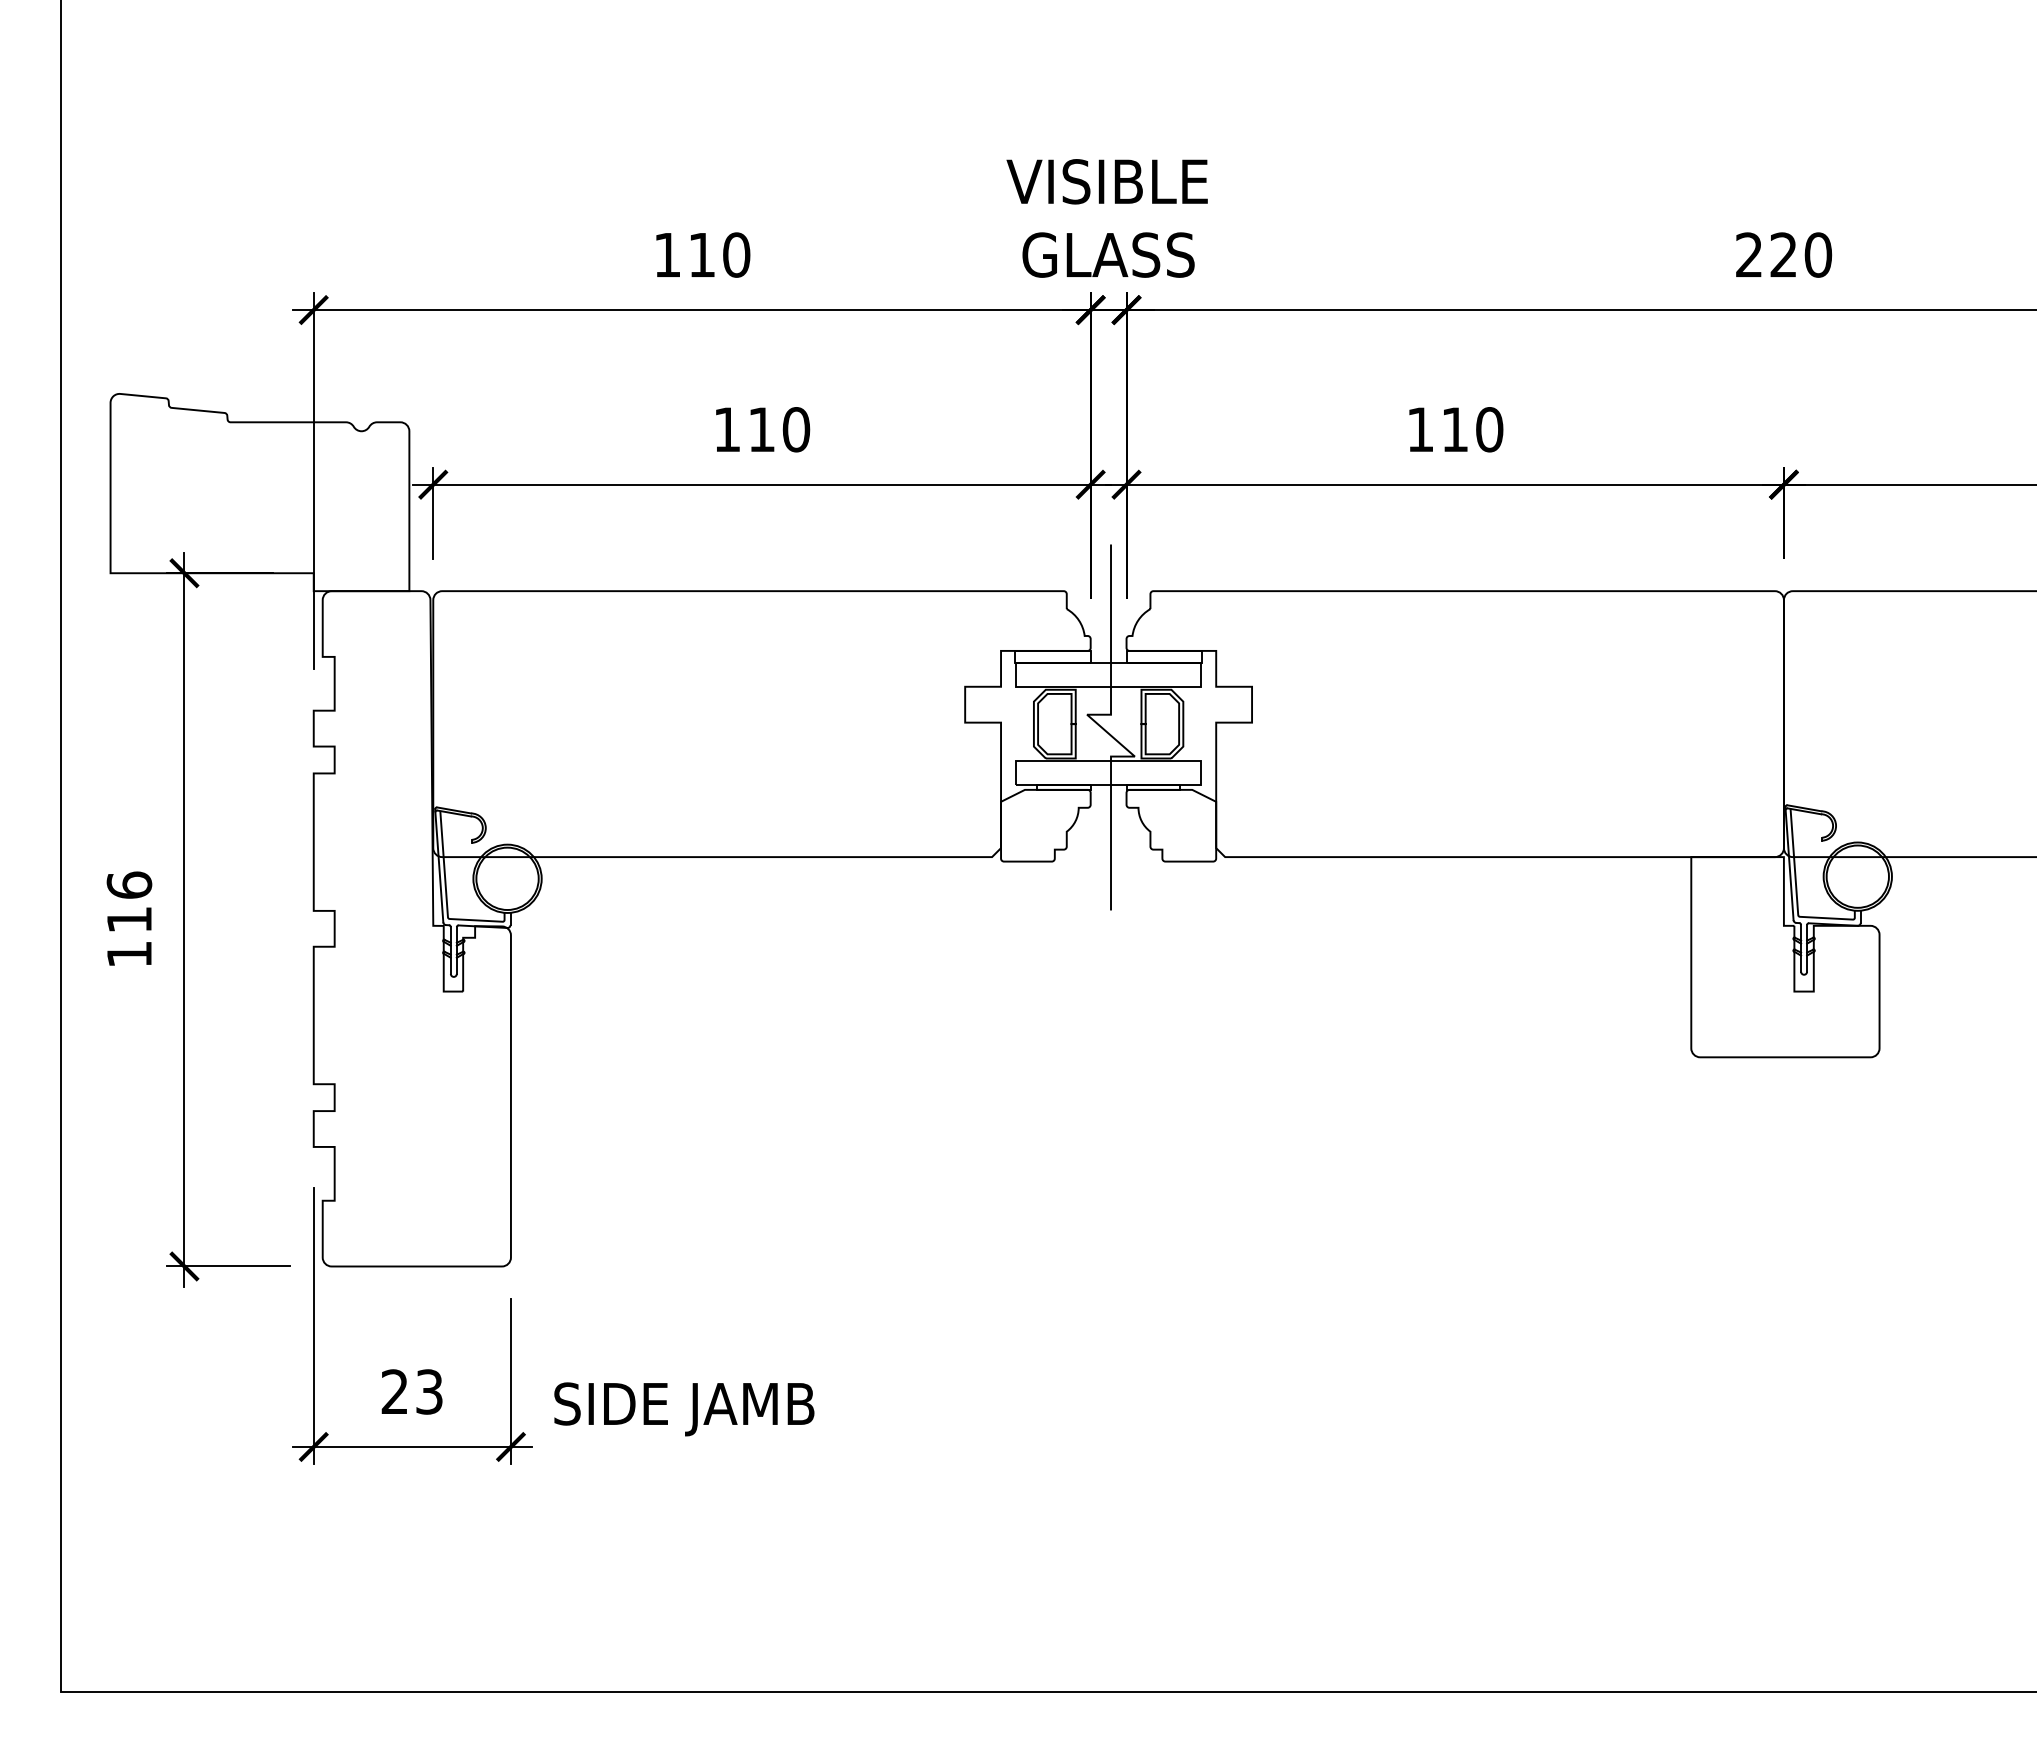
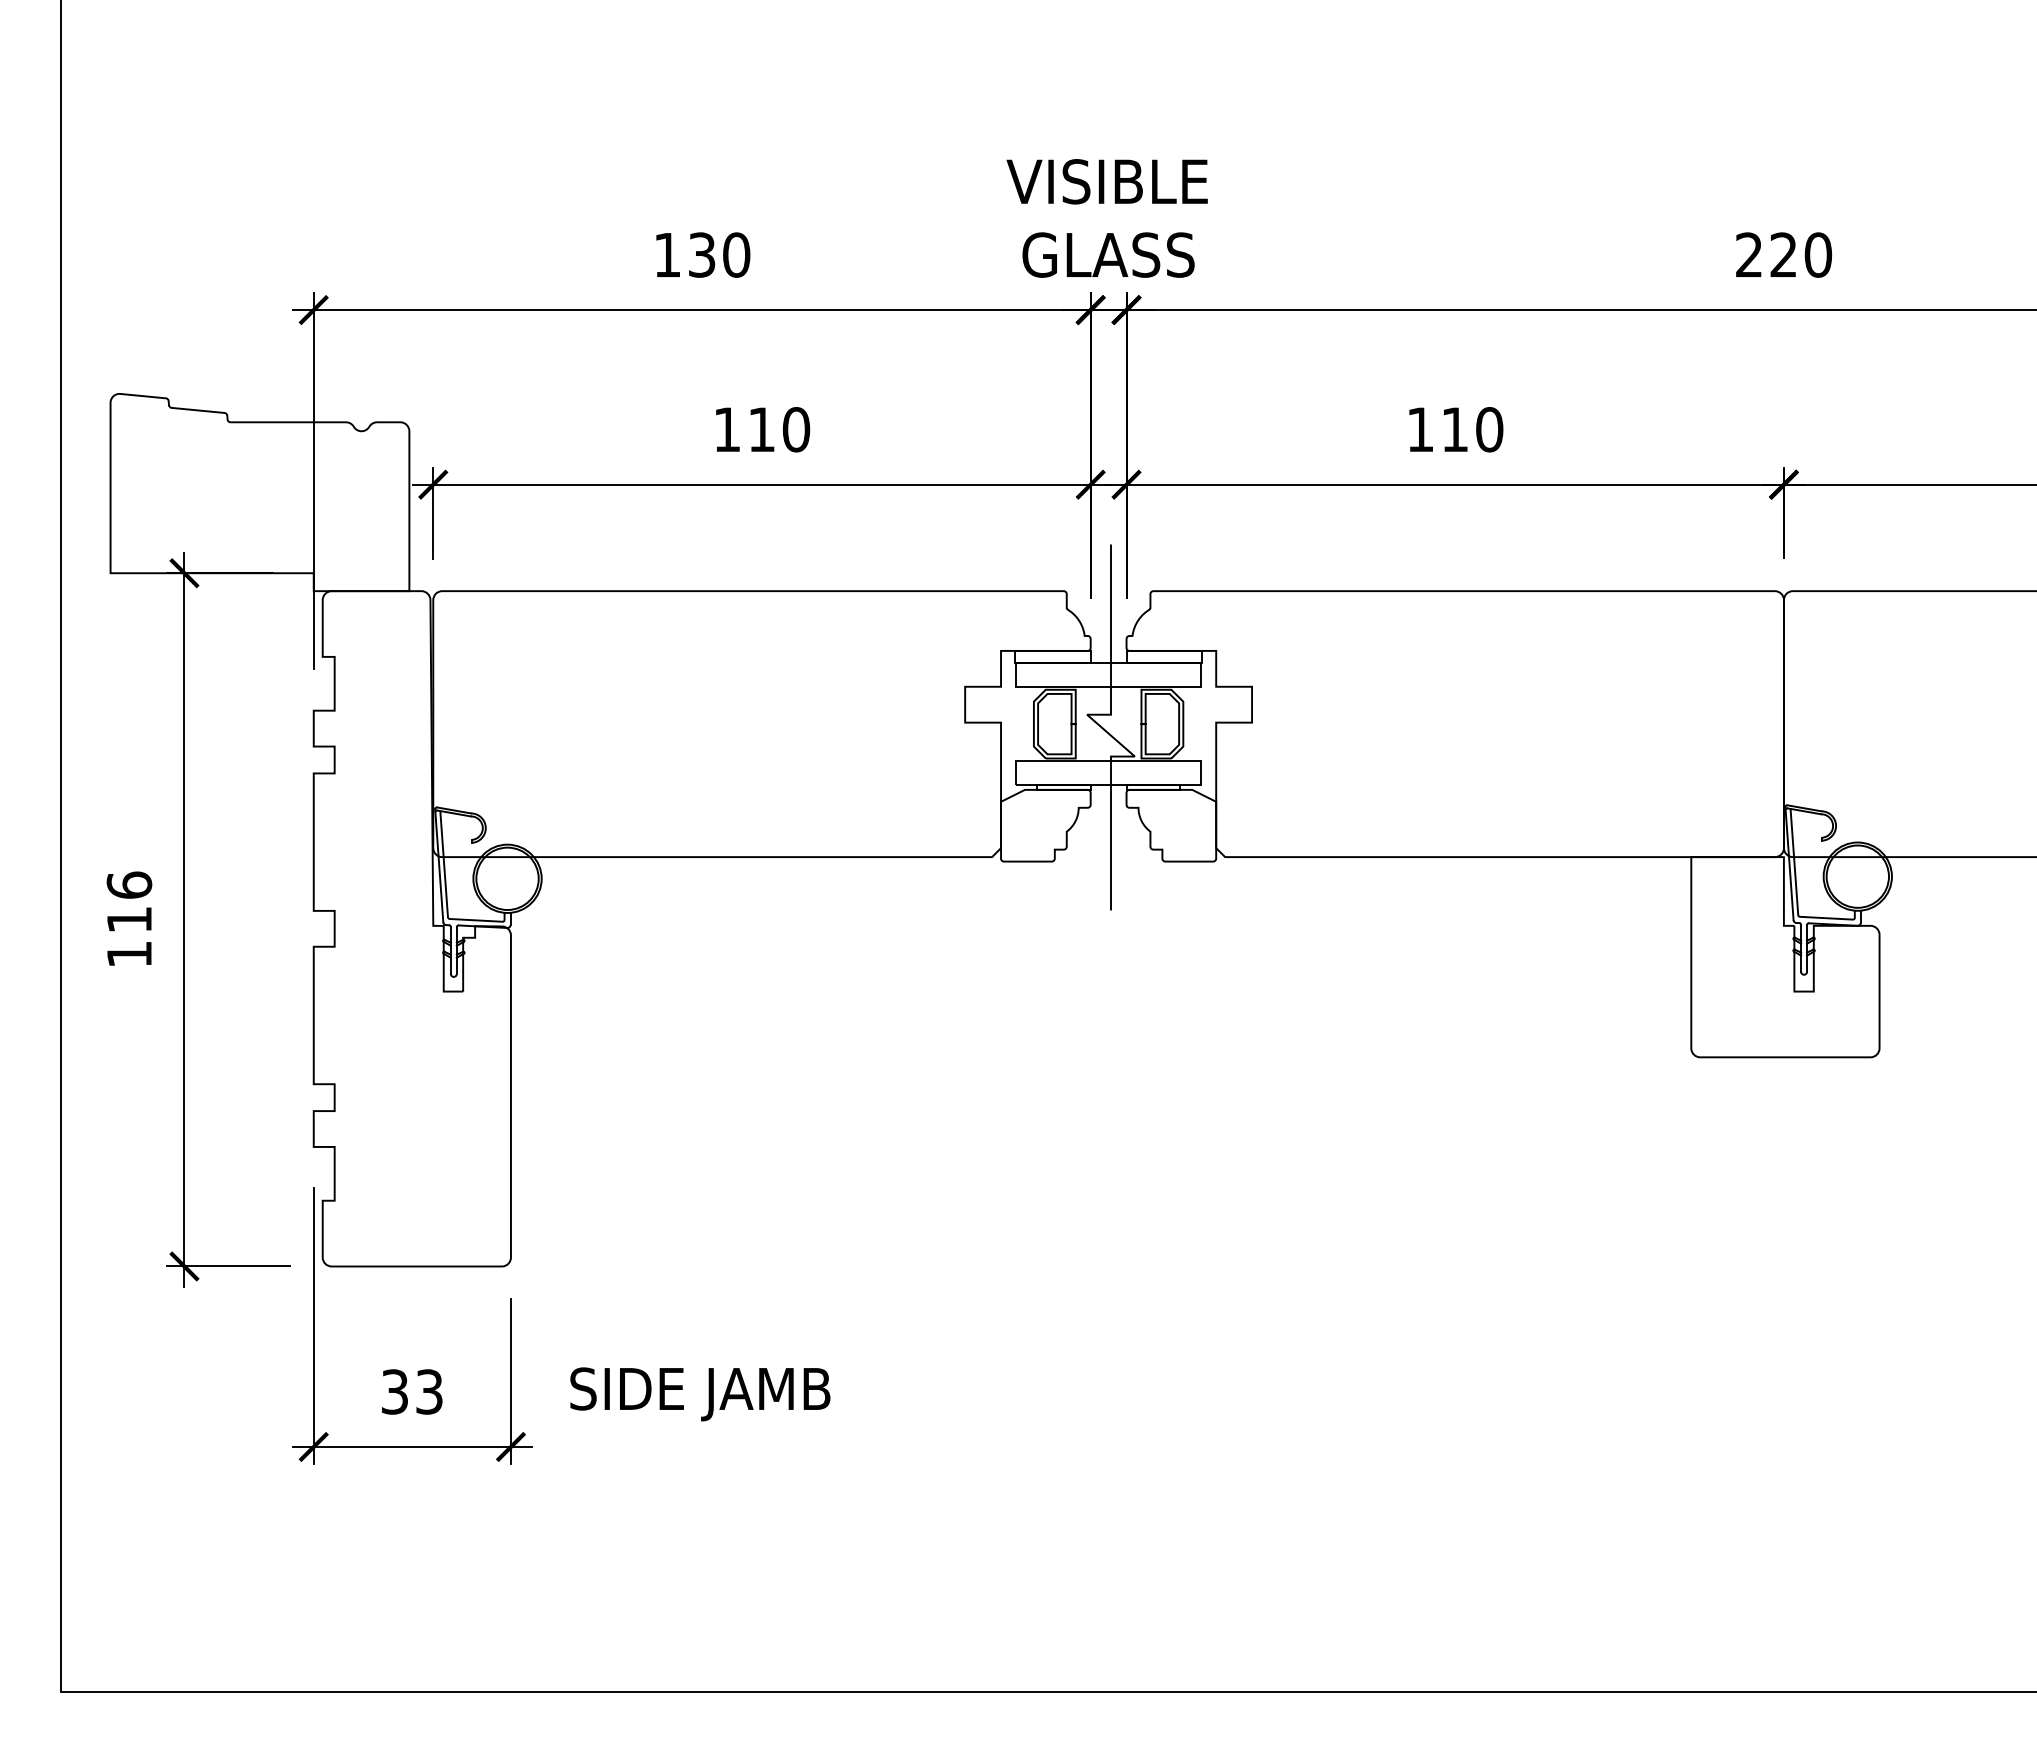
text: 110 -> 130 (702, 254)
text: 23 -> 33 (394, 1391)
text position: (684, 1409) -> (700, 1394) (700, 1394)
